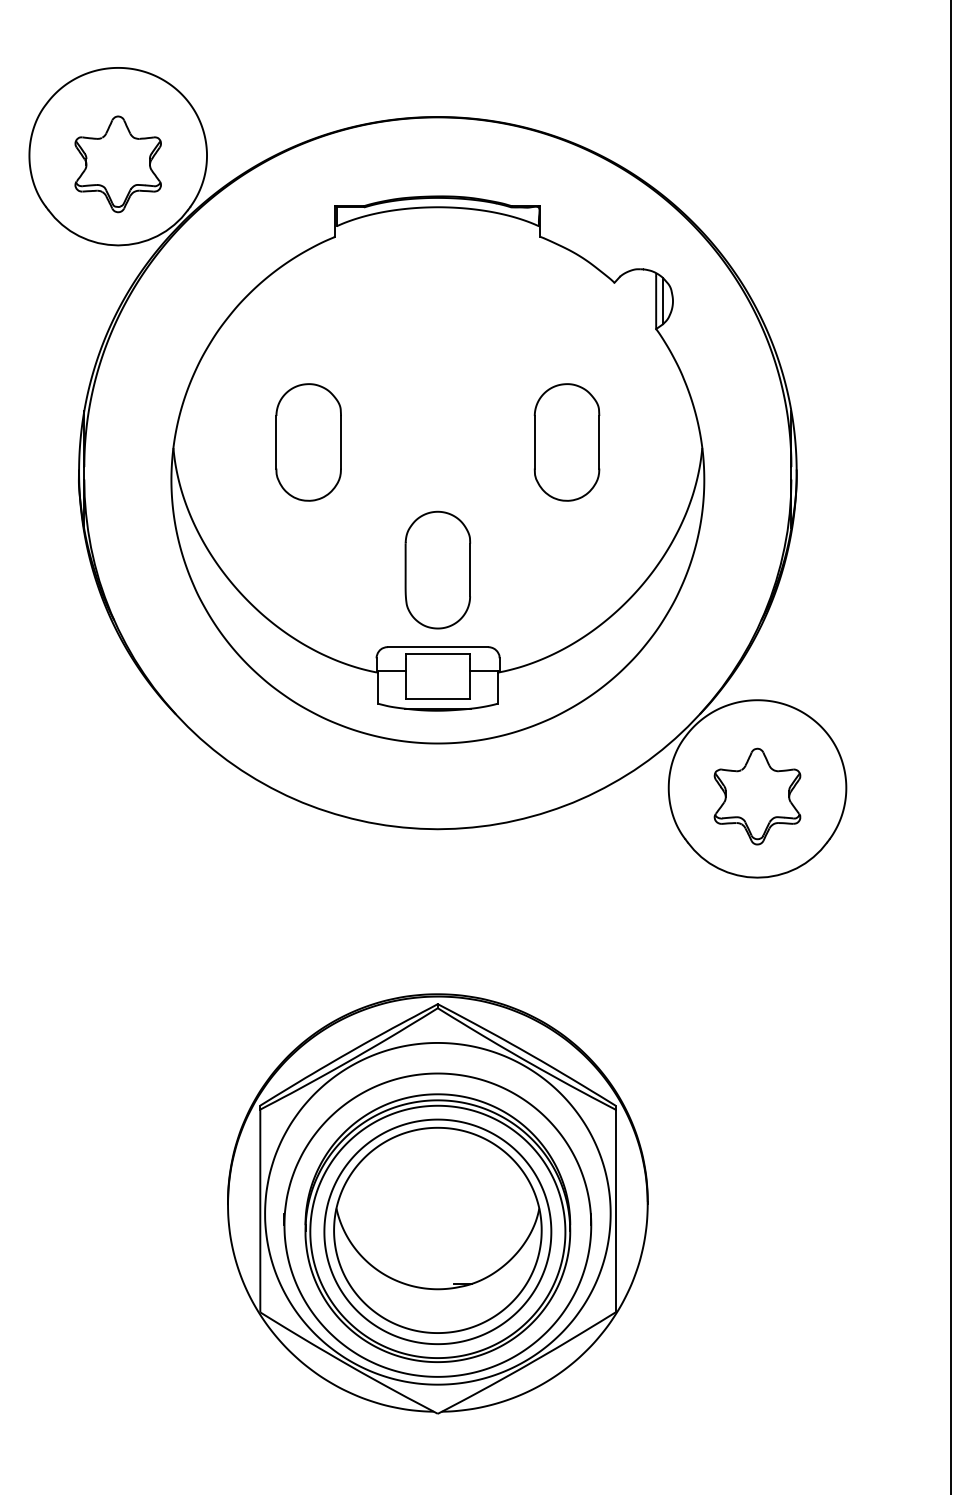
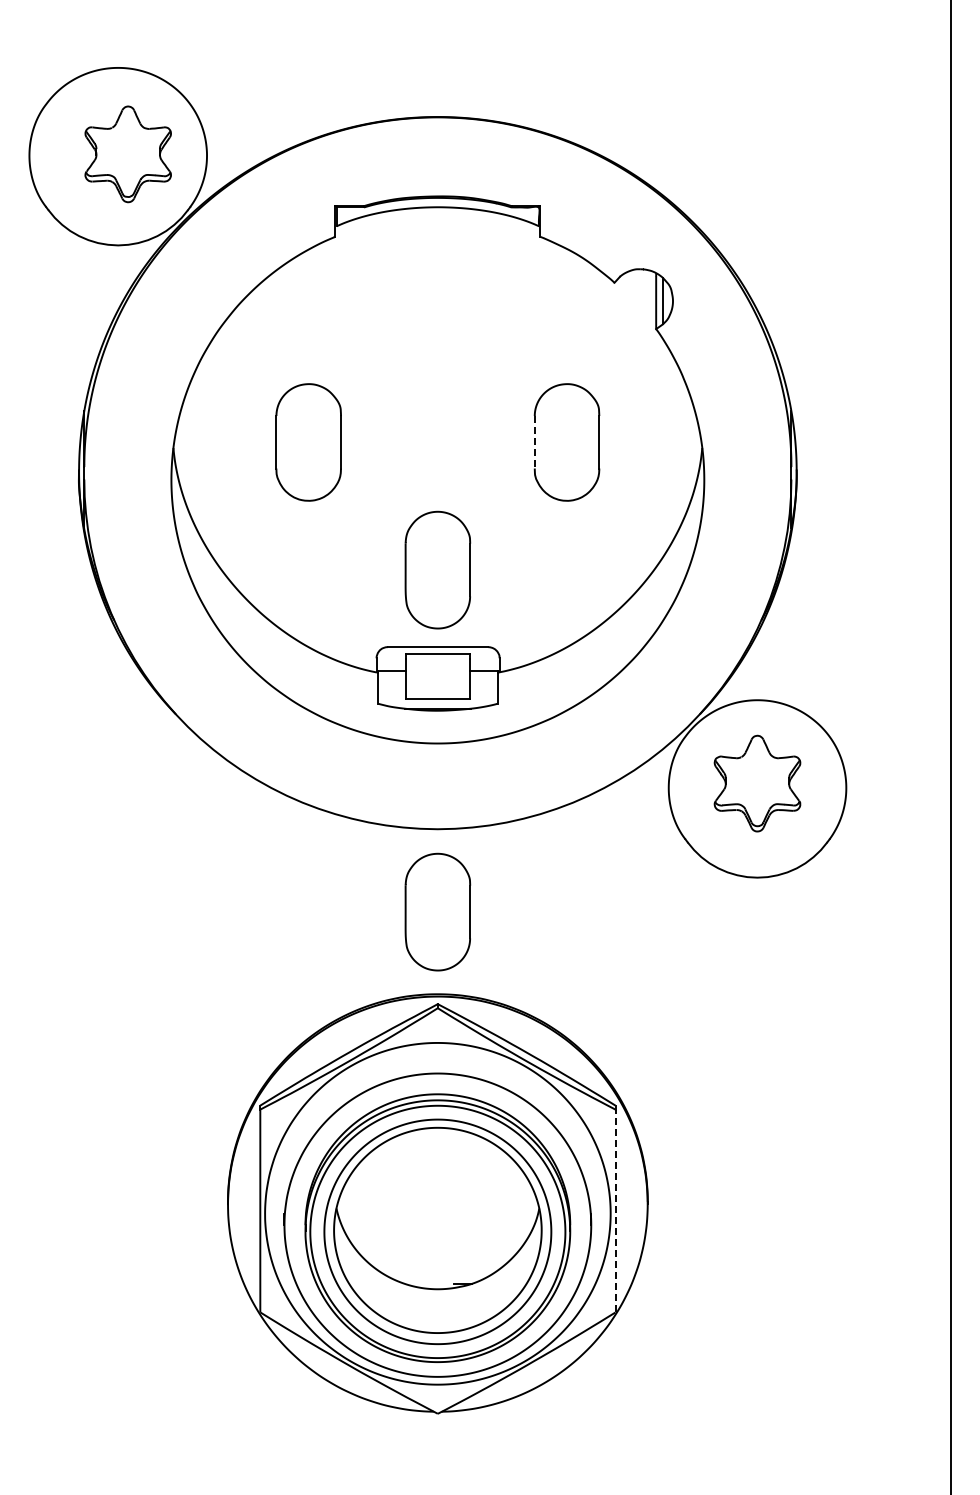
part position: (117, 164) -> (127, 154) (127, 154)
line: solid -> dashed (534, 442)
part position: (757, 796) -> (757, 783) (757, 783)
part: none -> present (437, 911)
line: solid -> dashed (615, 1210)
